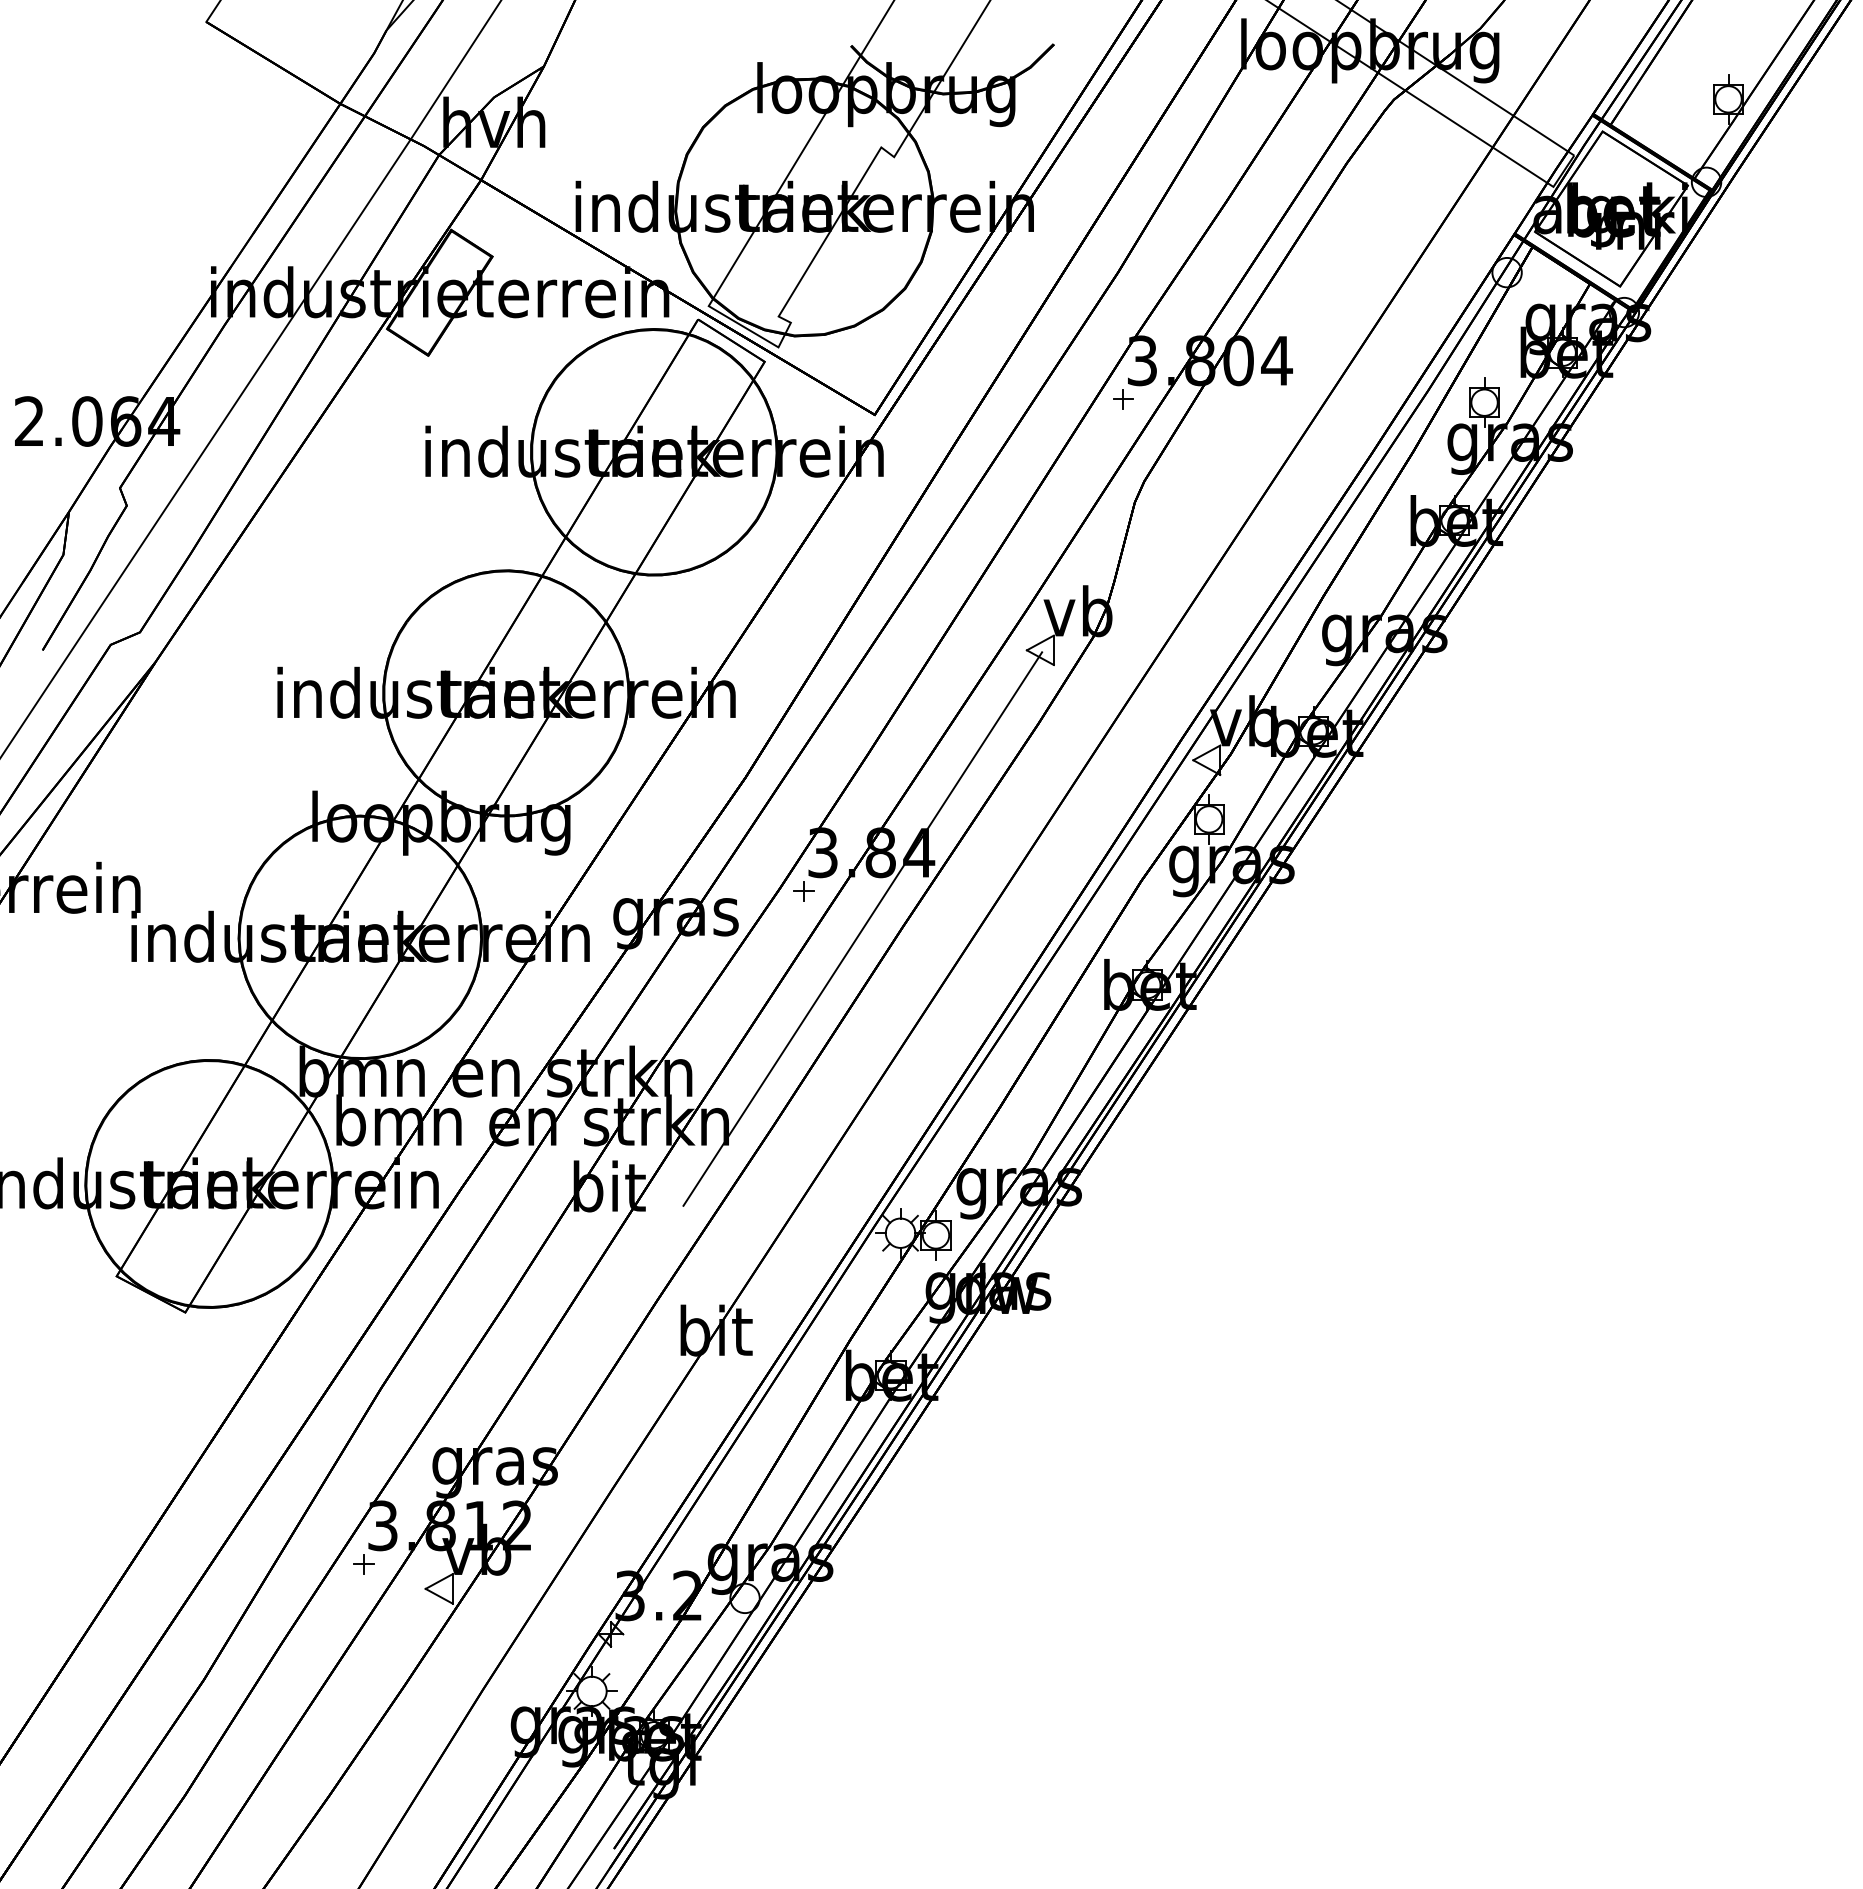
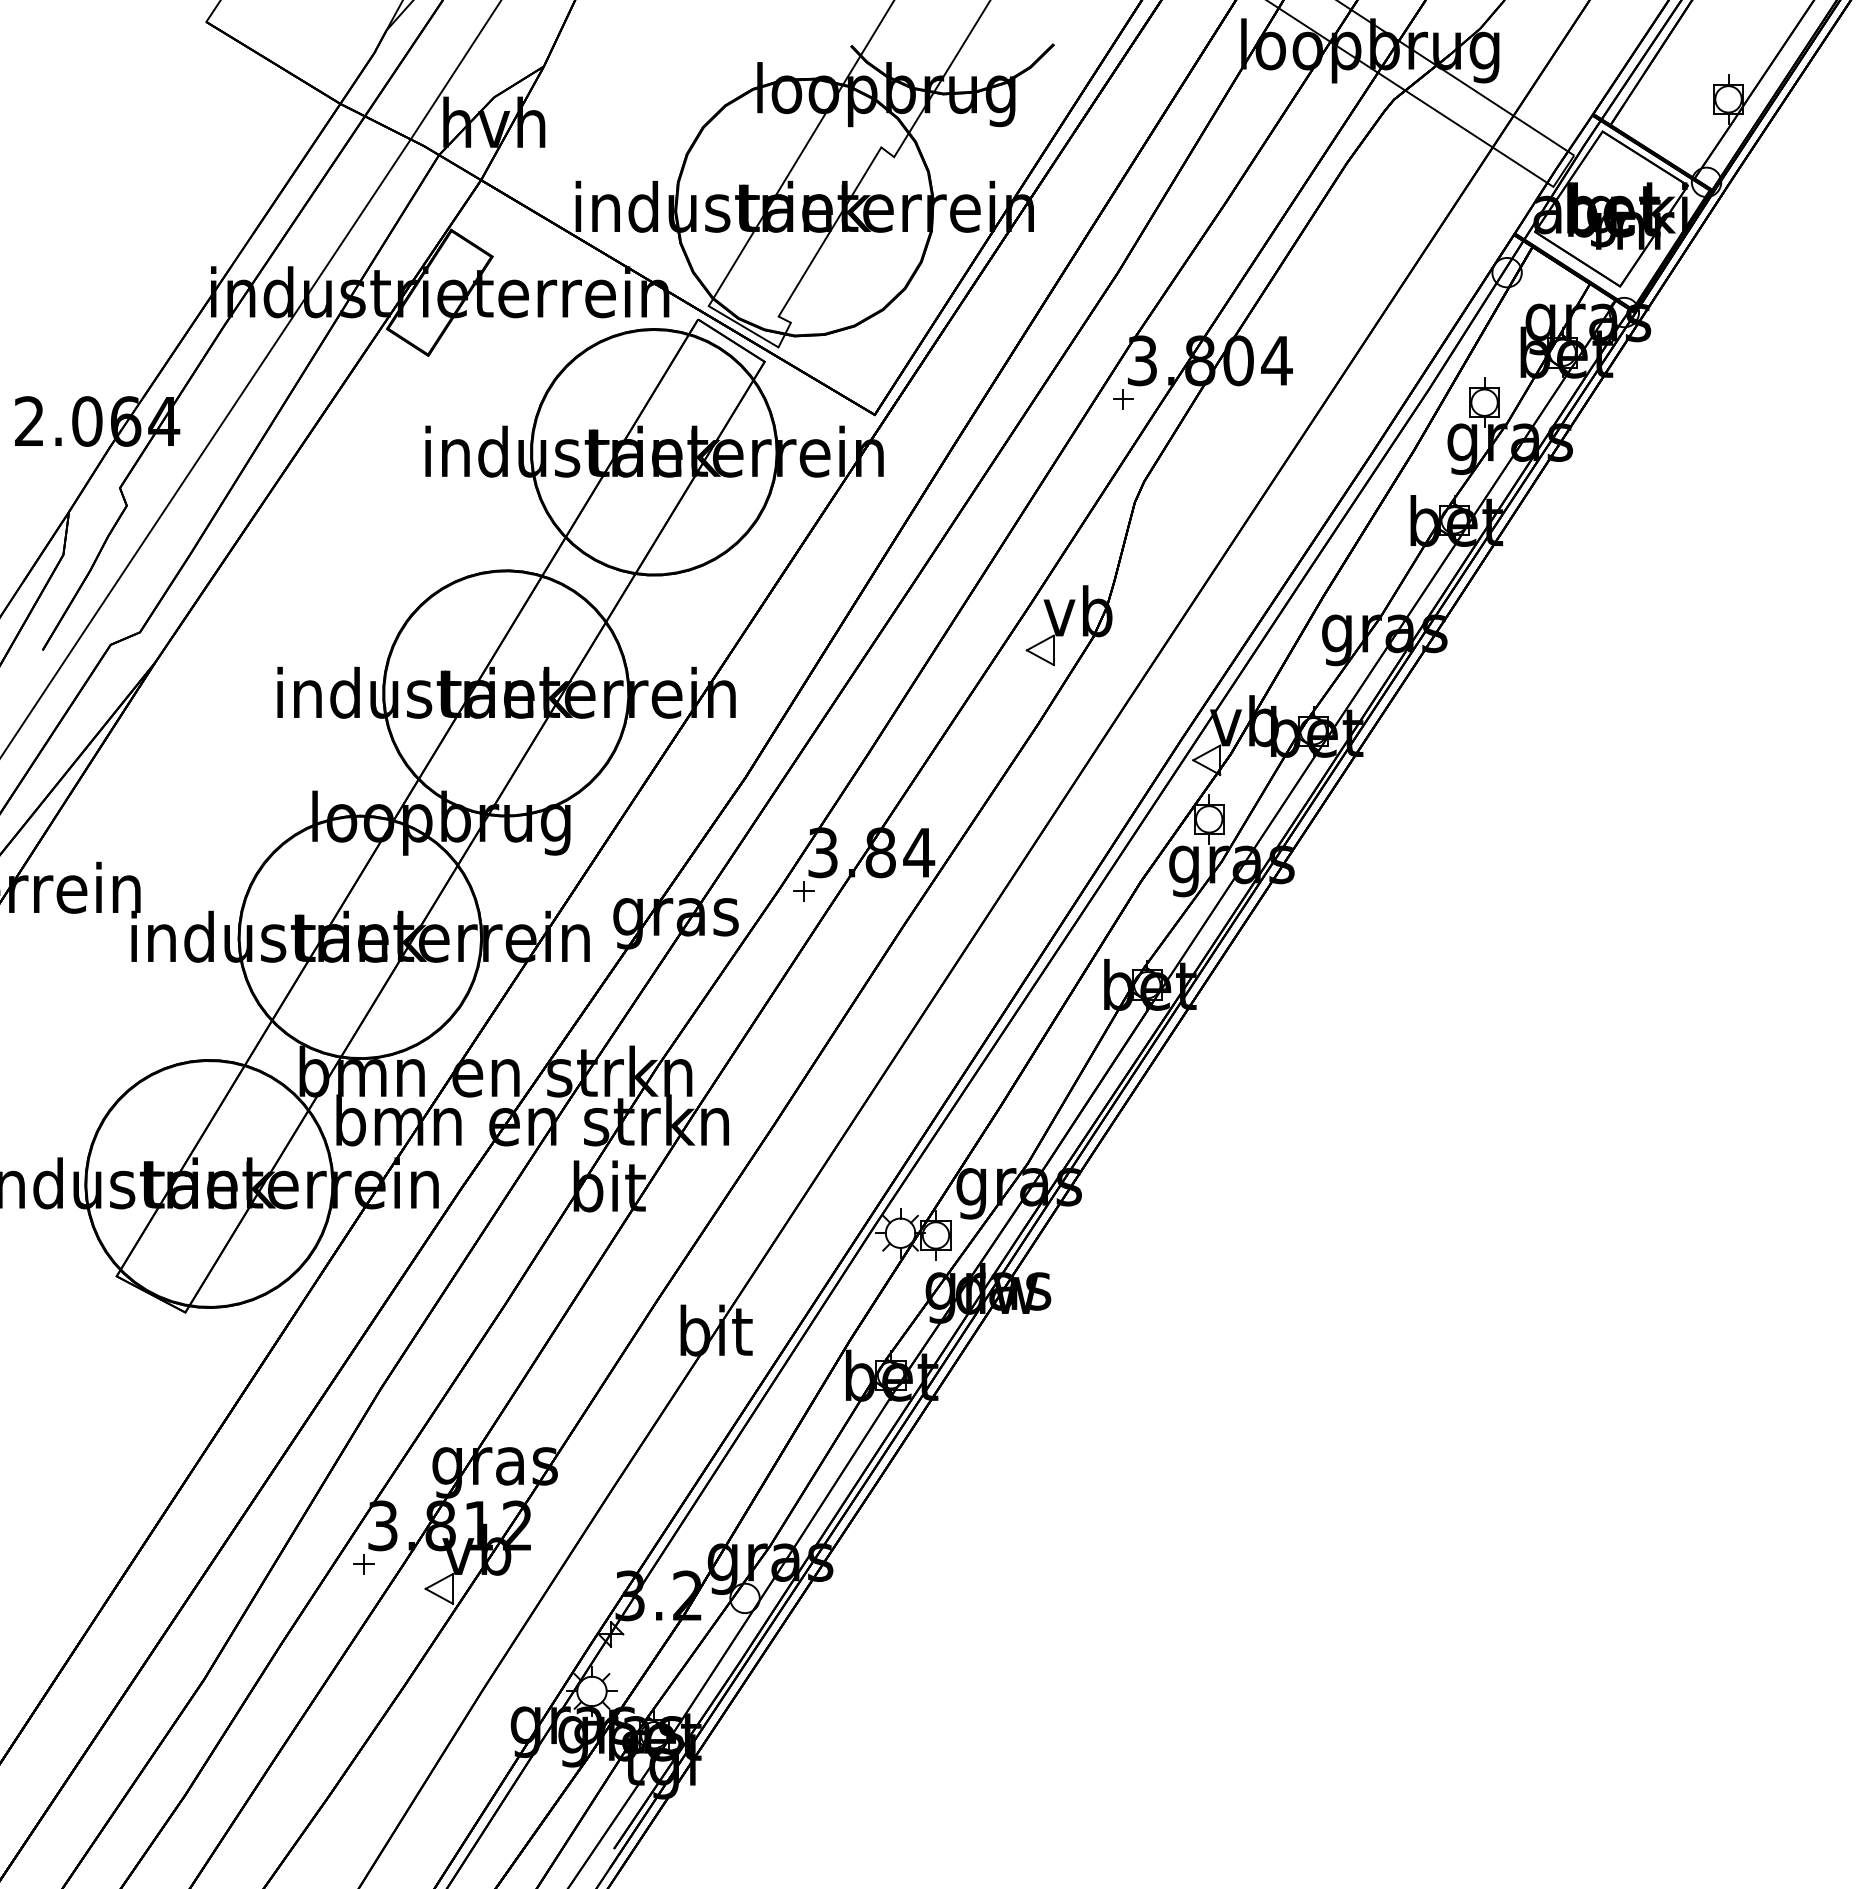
line: present -> none (862, 928)
